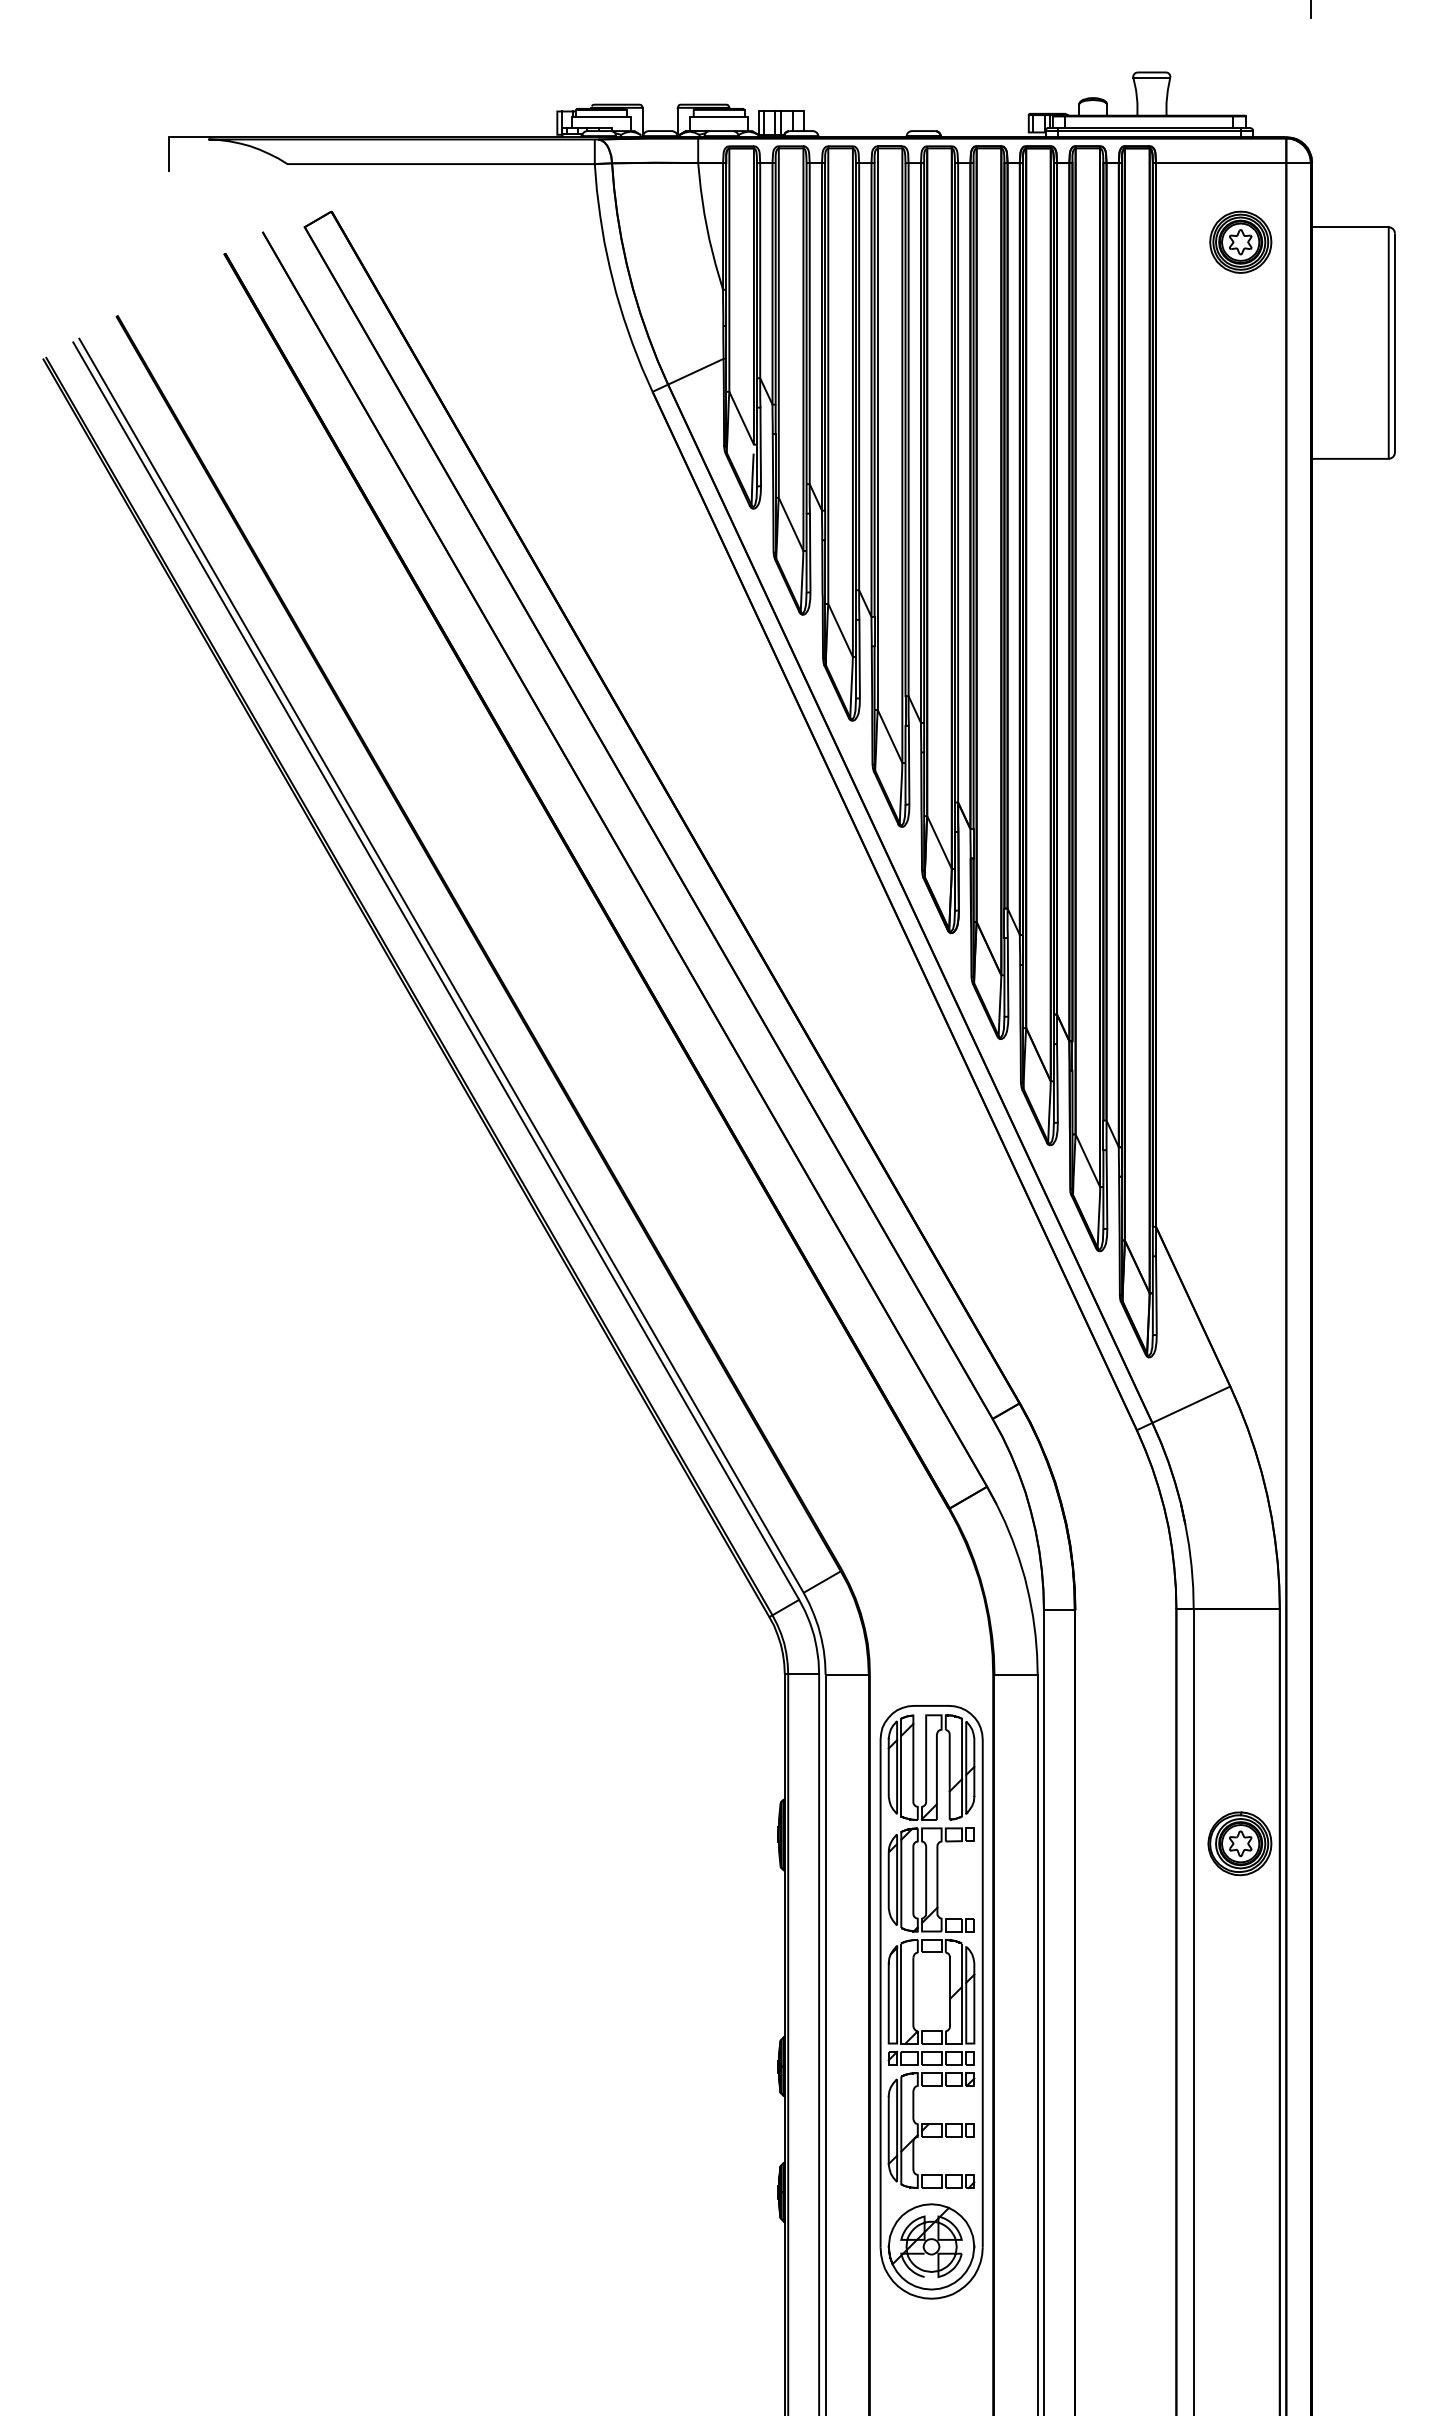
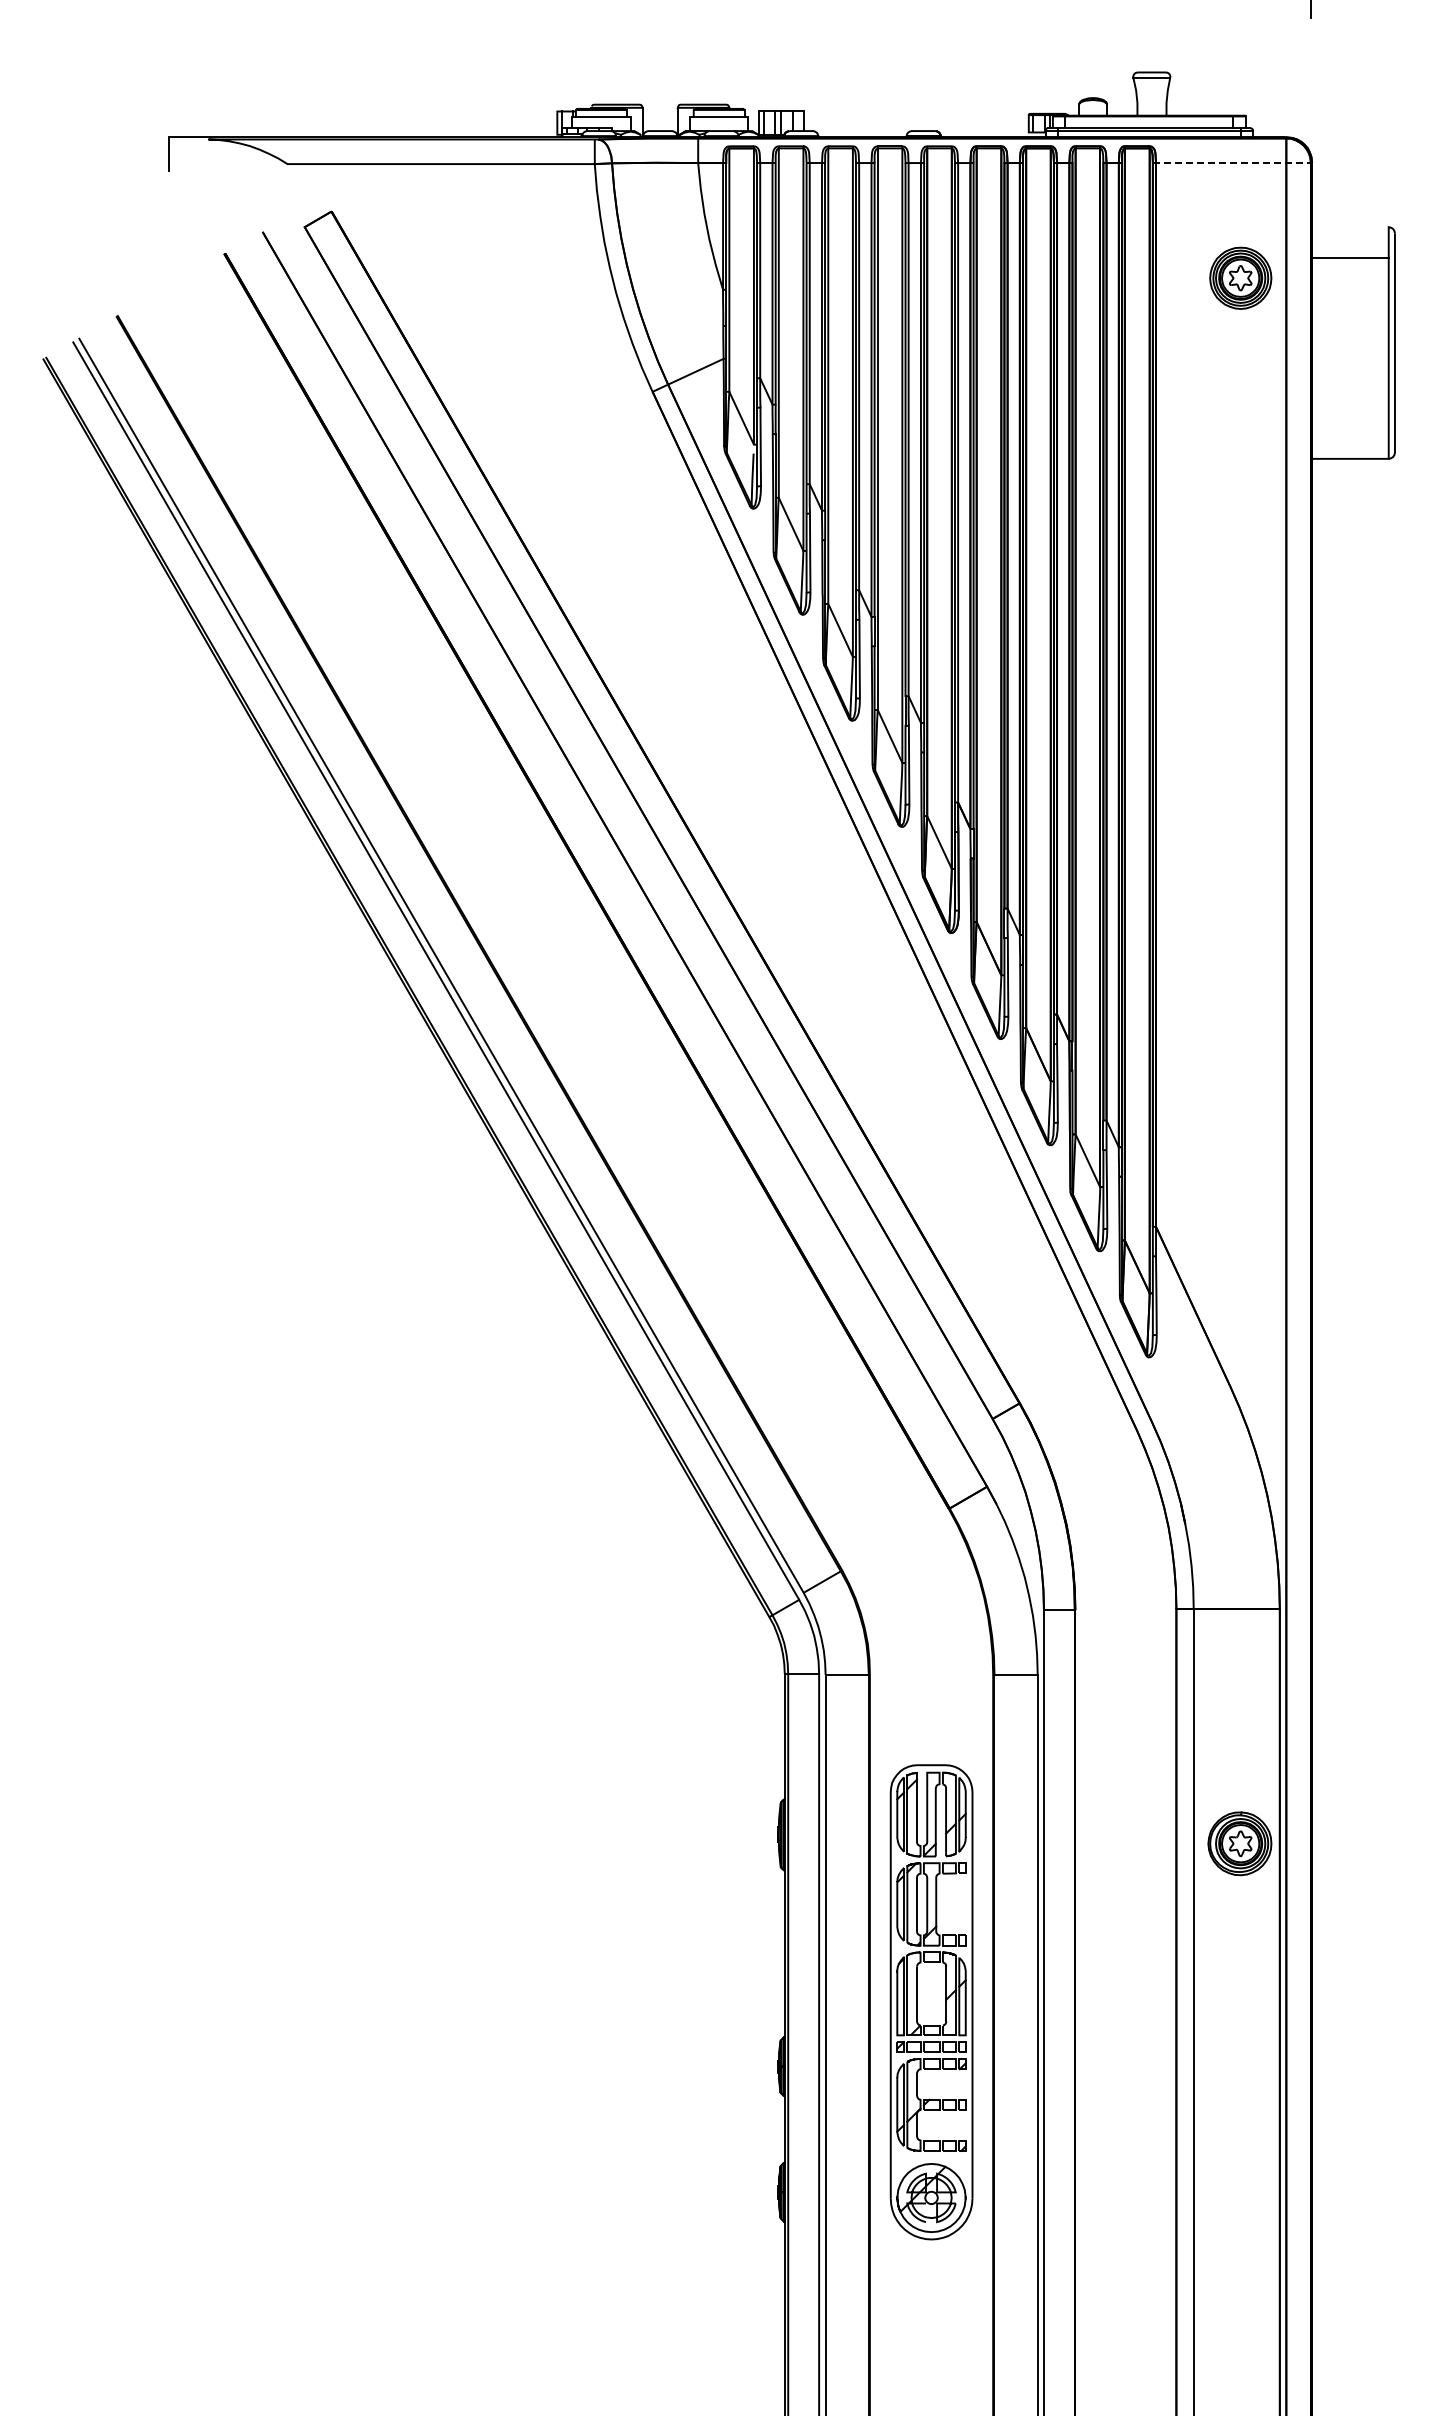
line: solid -> dashed (1232, 163)
line position: (1349, 227) -> (1349, 258) (1349, 258)
part position: (1240, 241) -> (1240, 277) (1240, 277)
line: present -> none (1183, 1408)
part size: 105x595 px -> 85x477 px (931, 2002)
